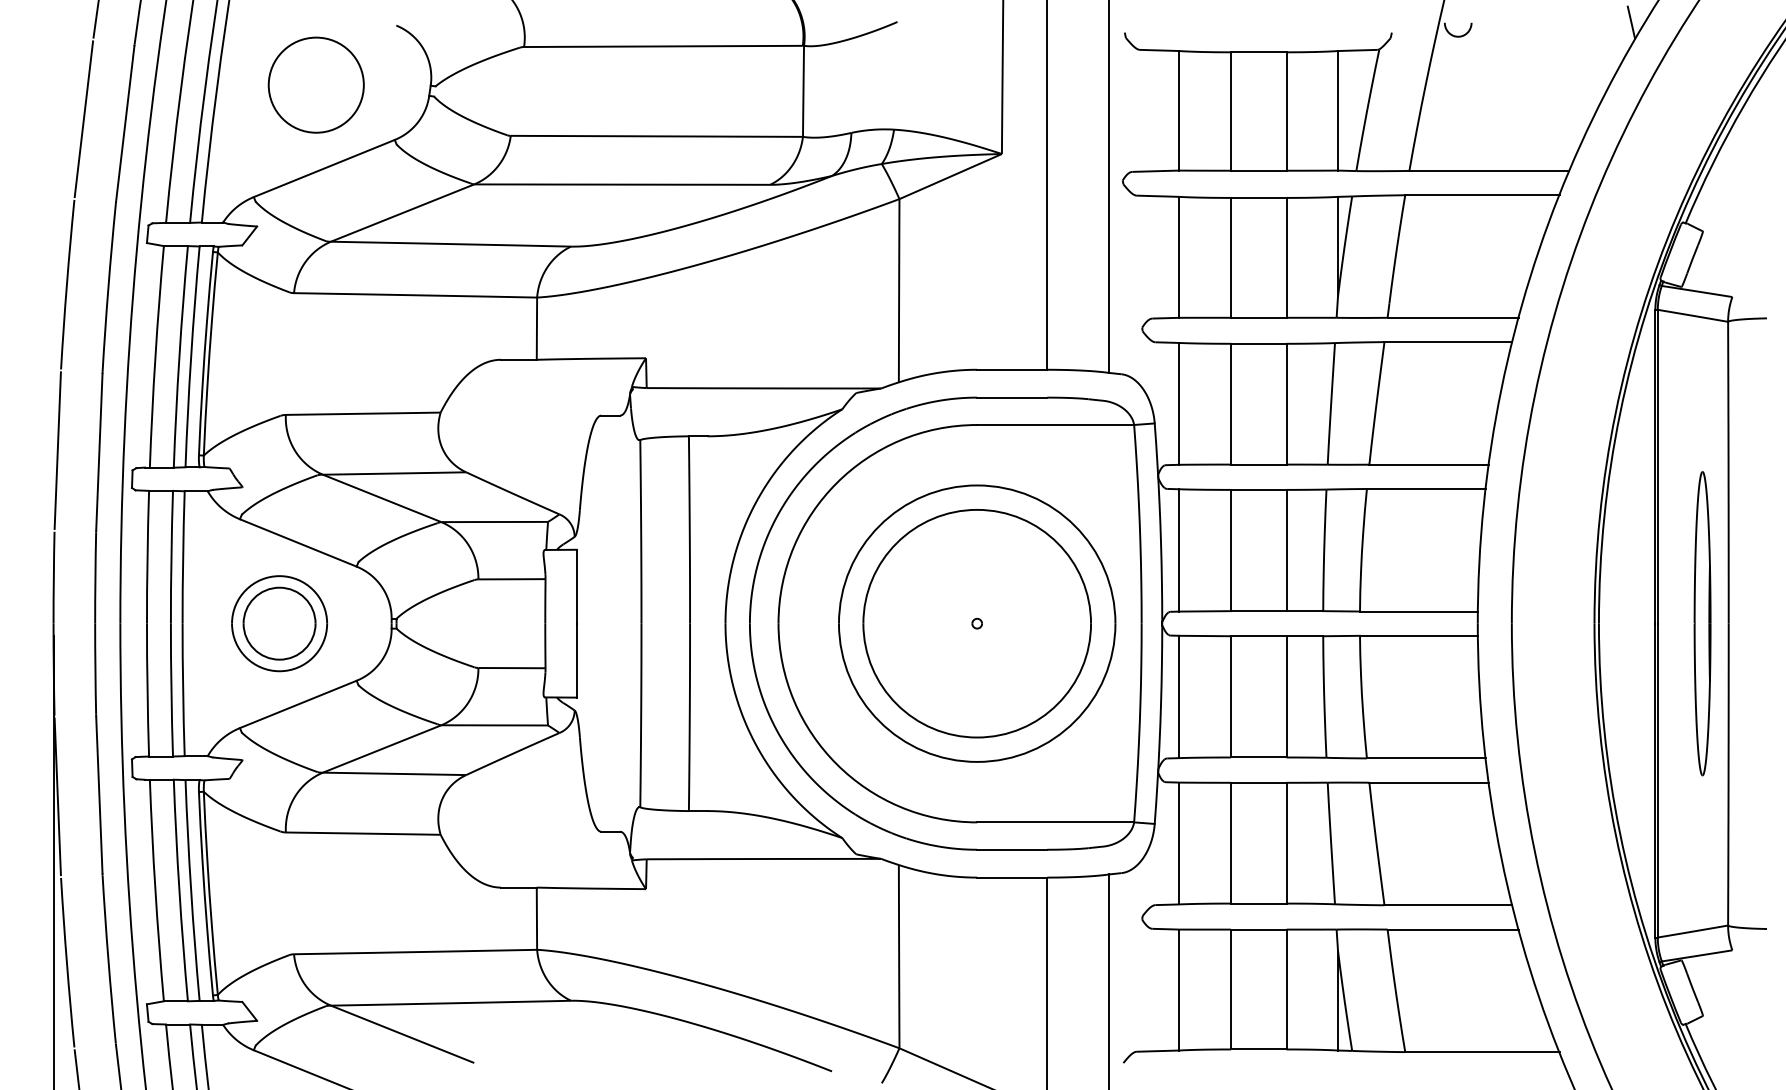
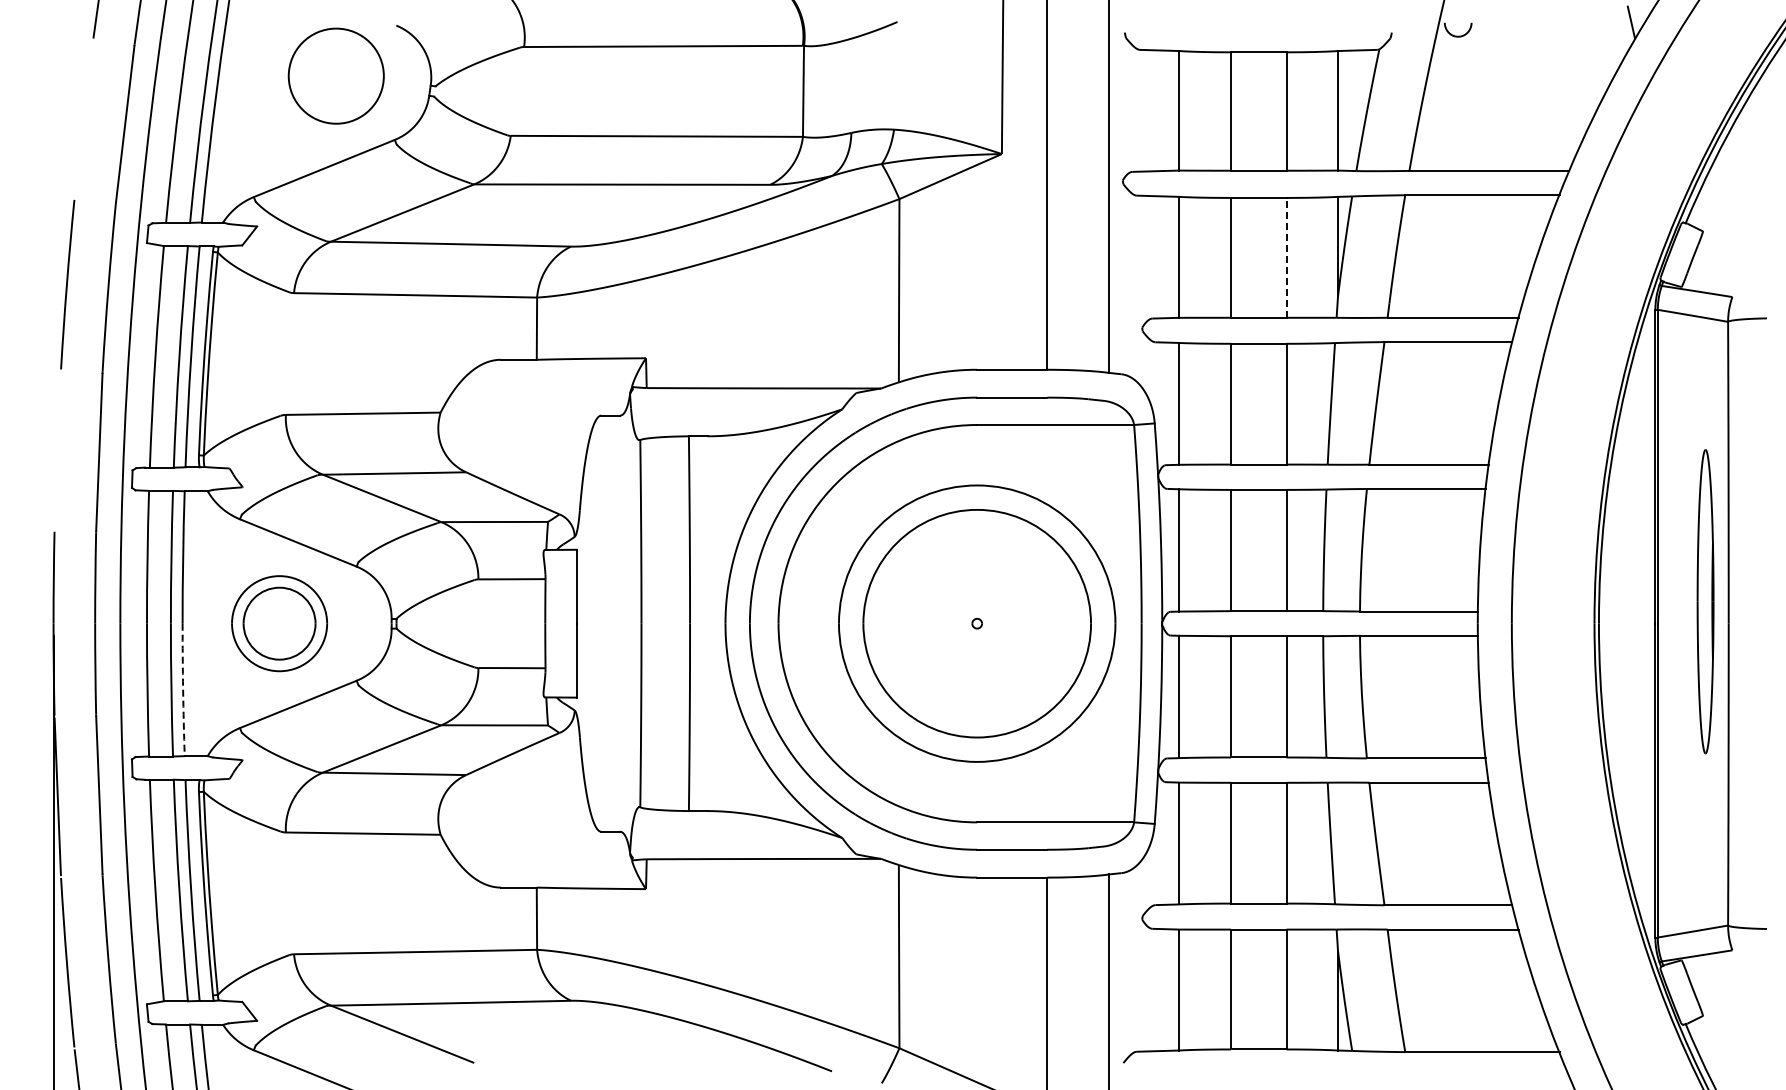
circle position: (315, 84) -> (335, 75) (335, 75)
line: present -> none (83, 119)
line: solid -> dashed (1286, 257)
line: present -> none (57, 450)
part position: (1702, 623) -> (1705, 601) (1705, 601)
arc: solid -> dashed (183, 689)
